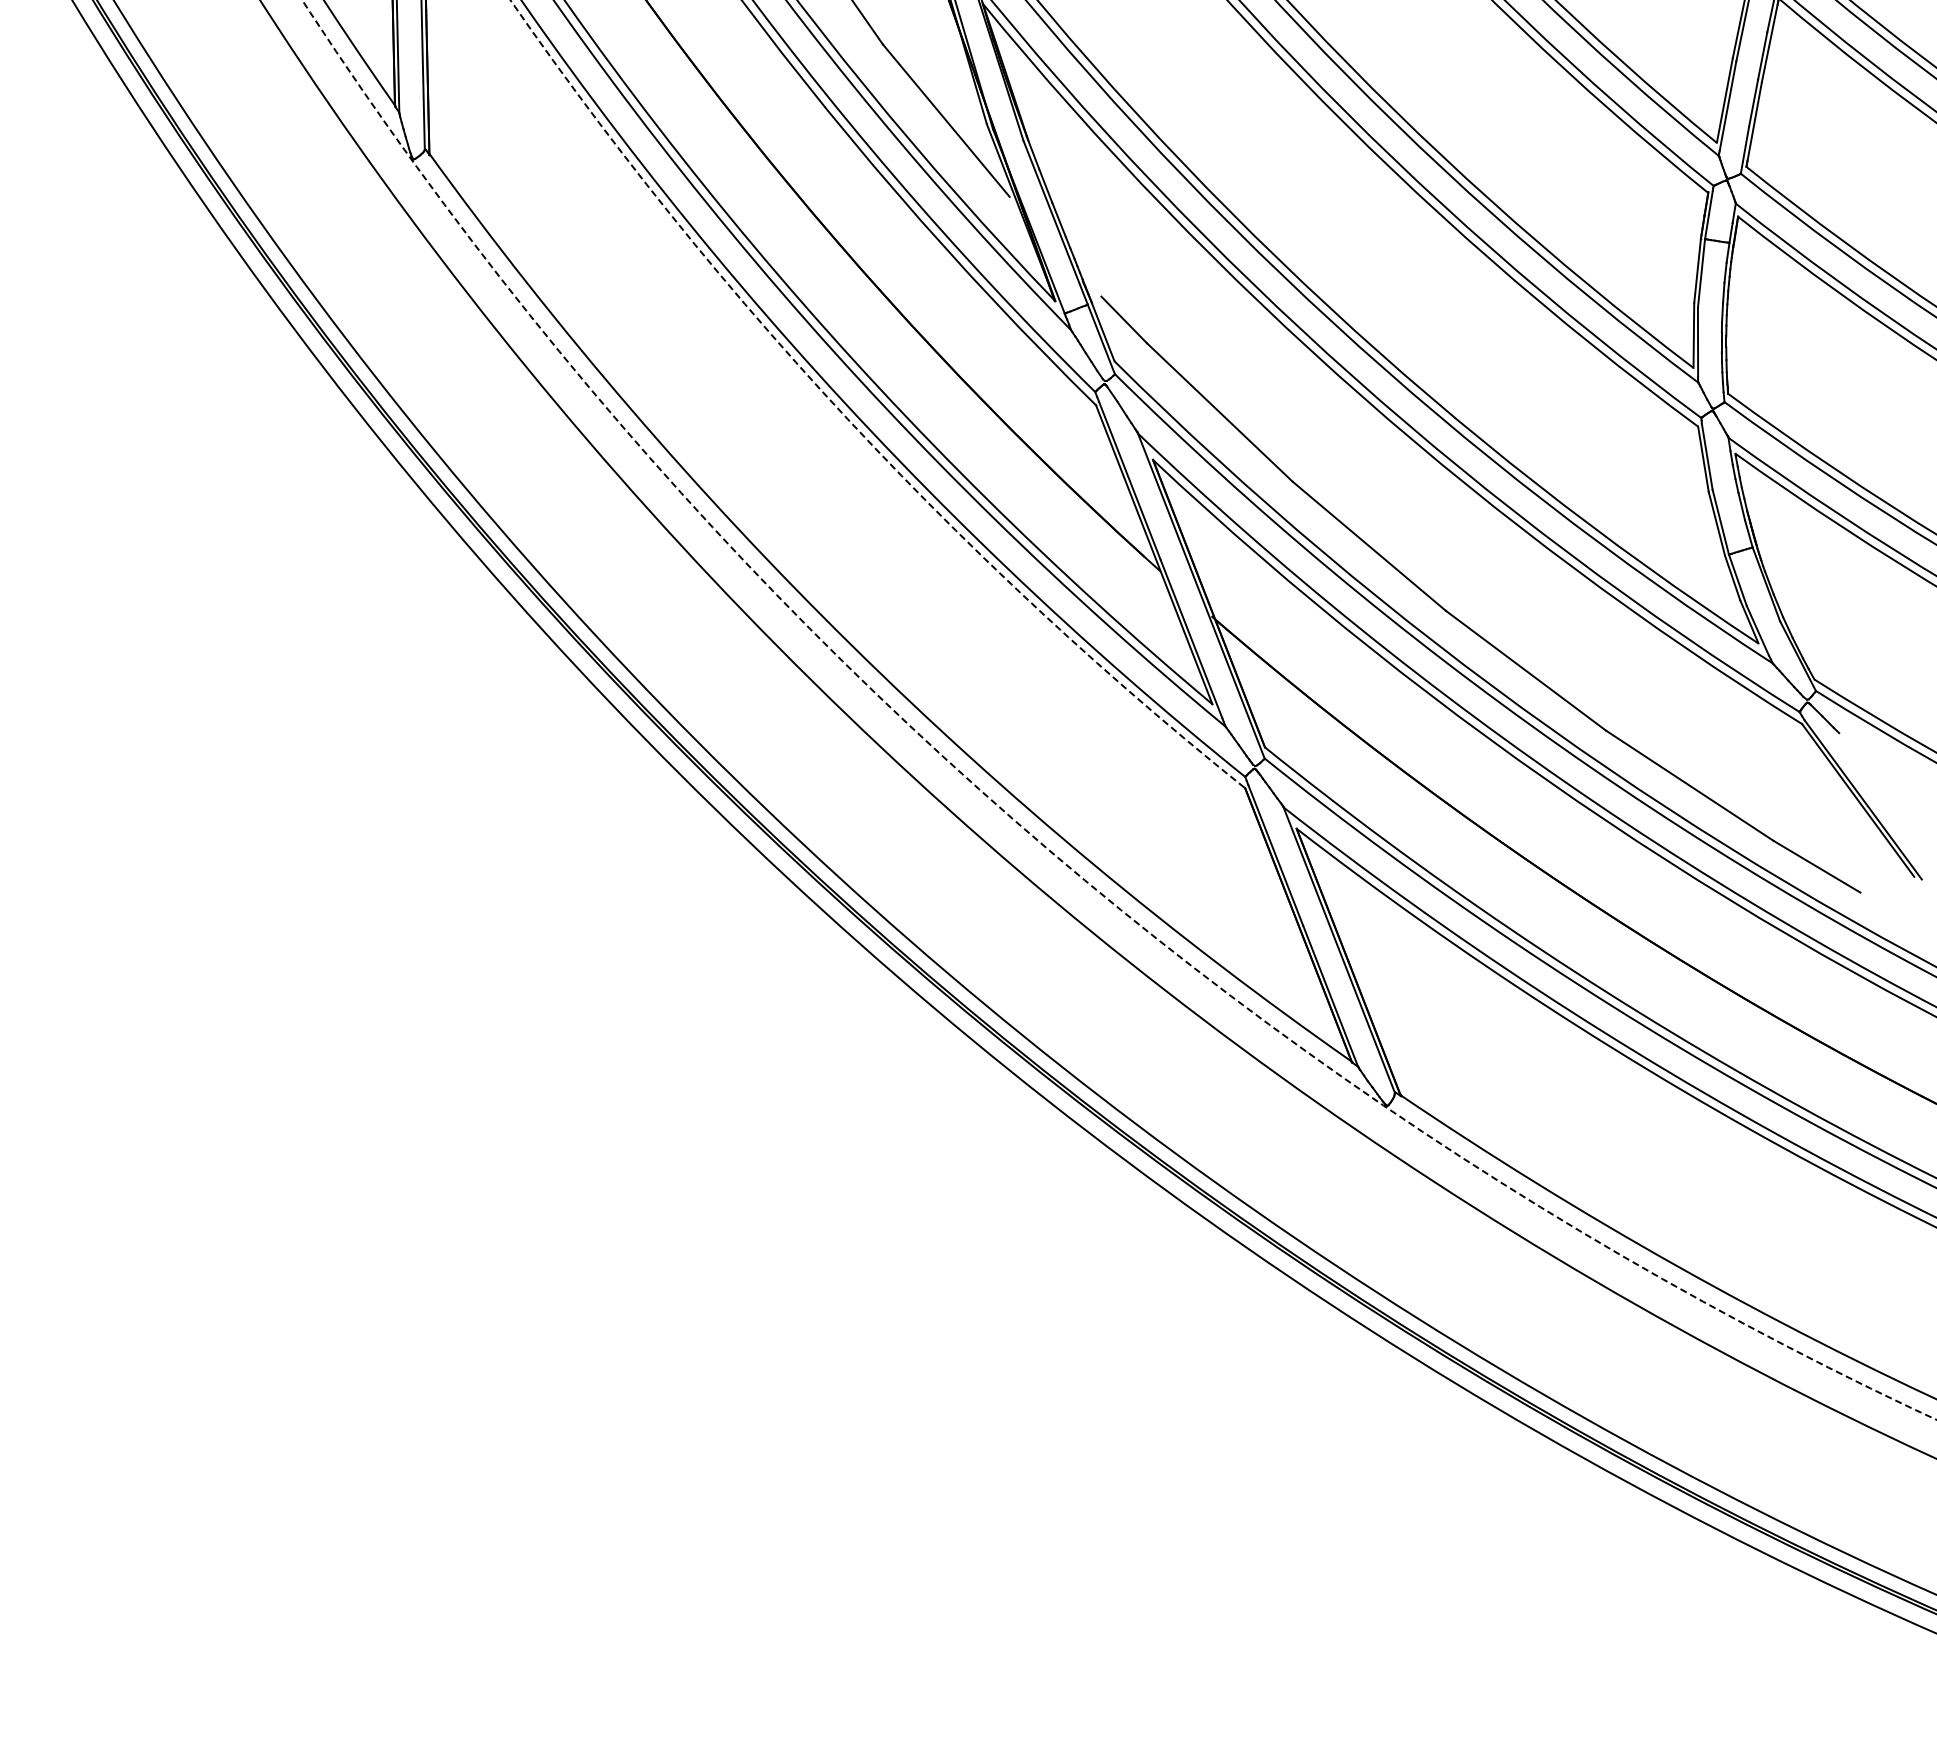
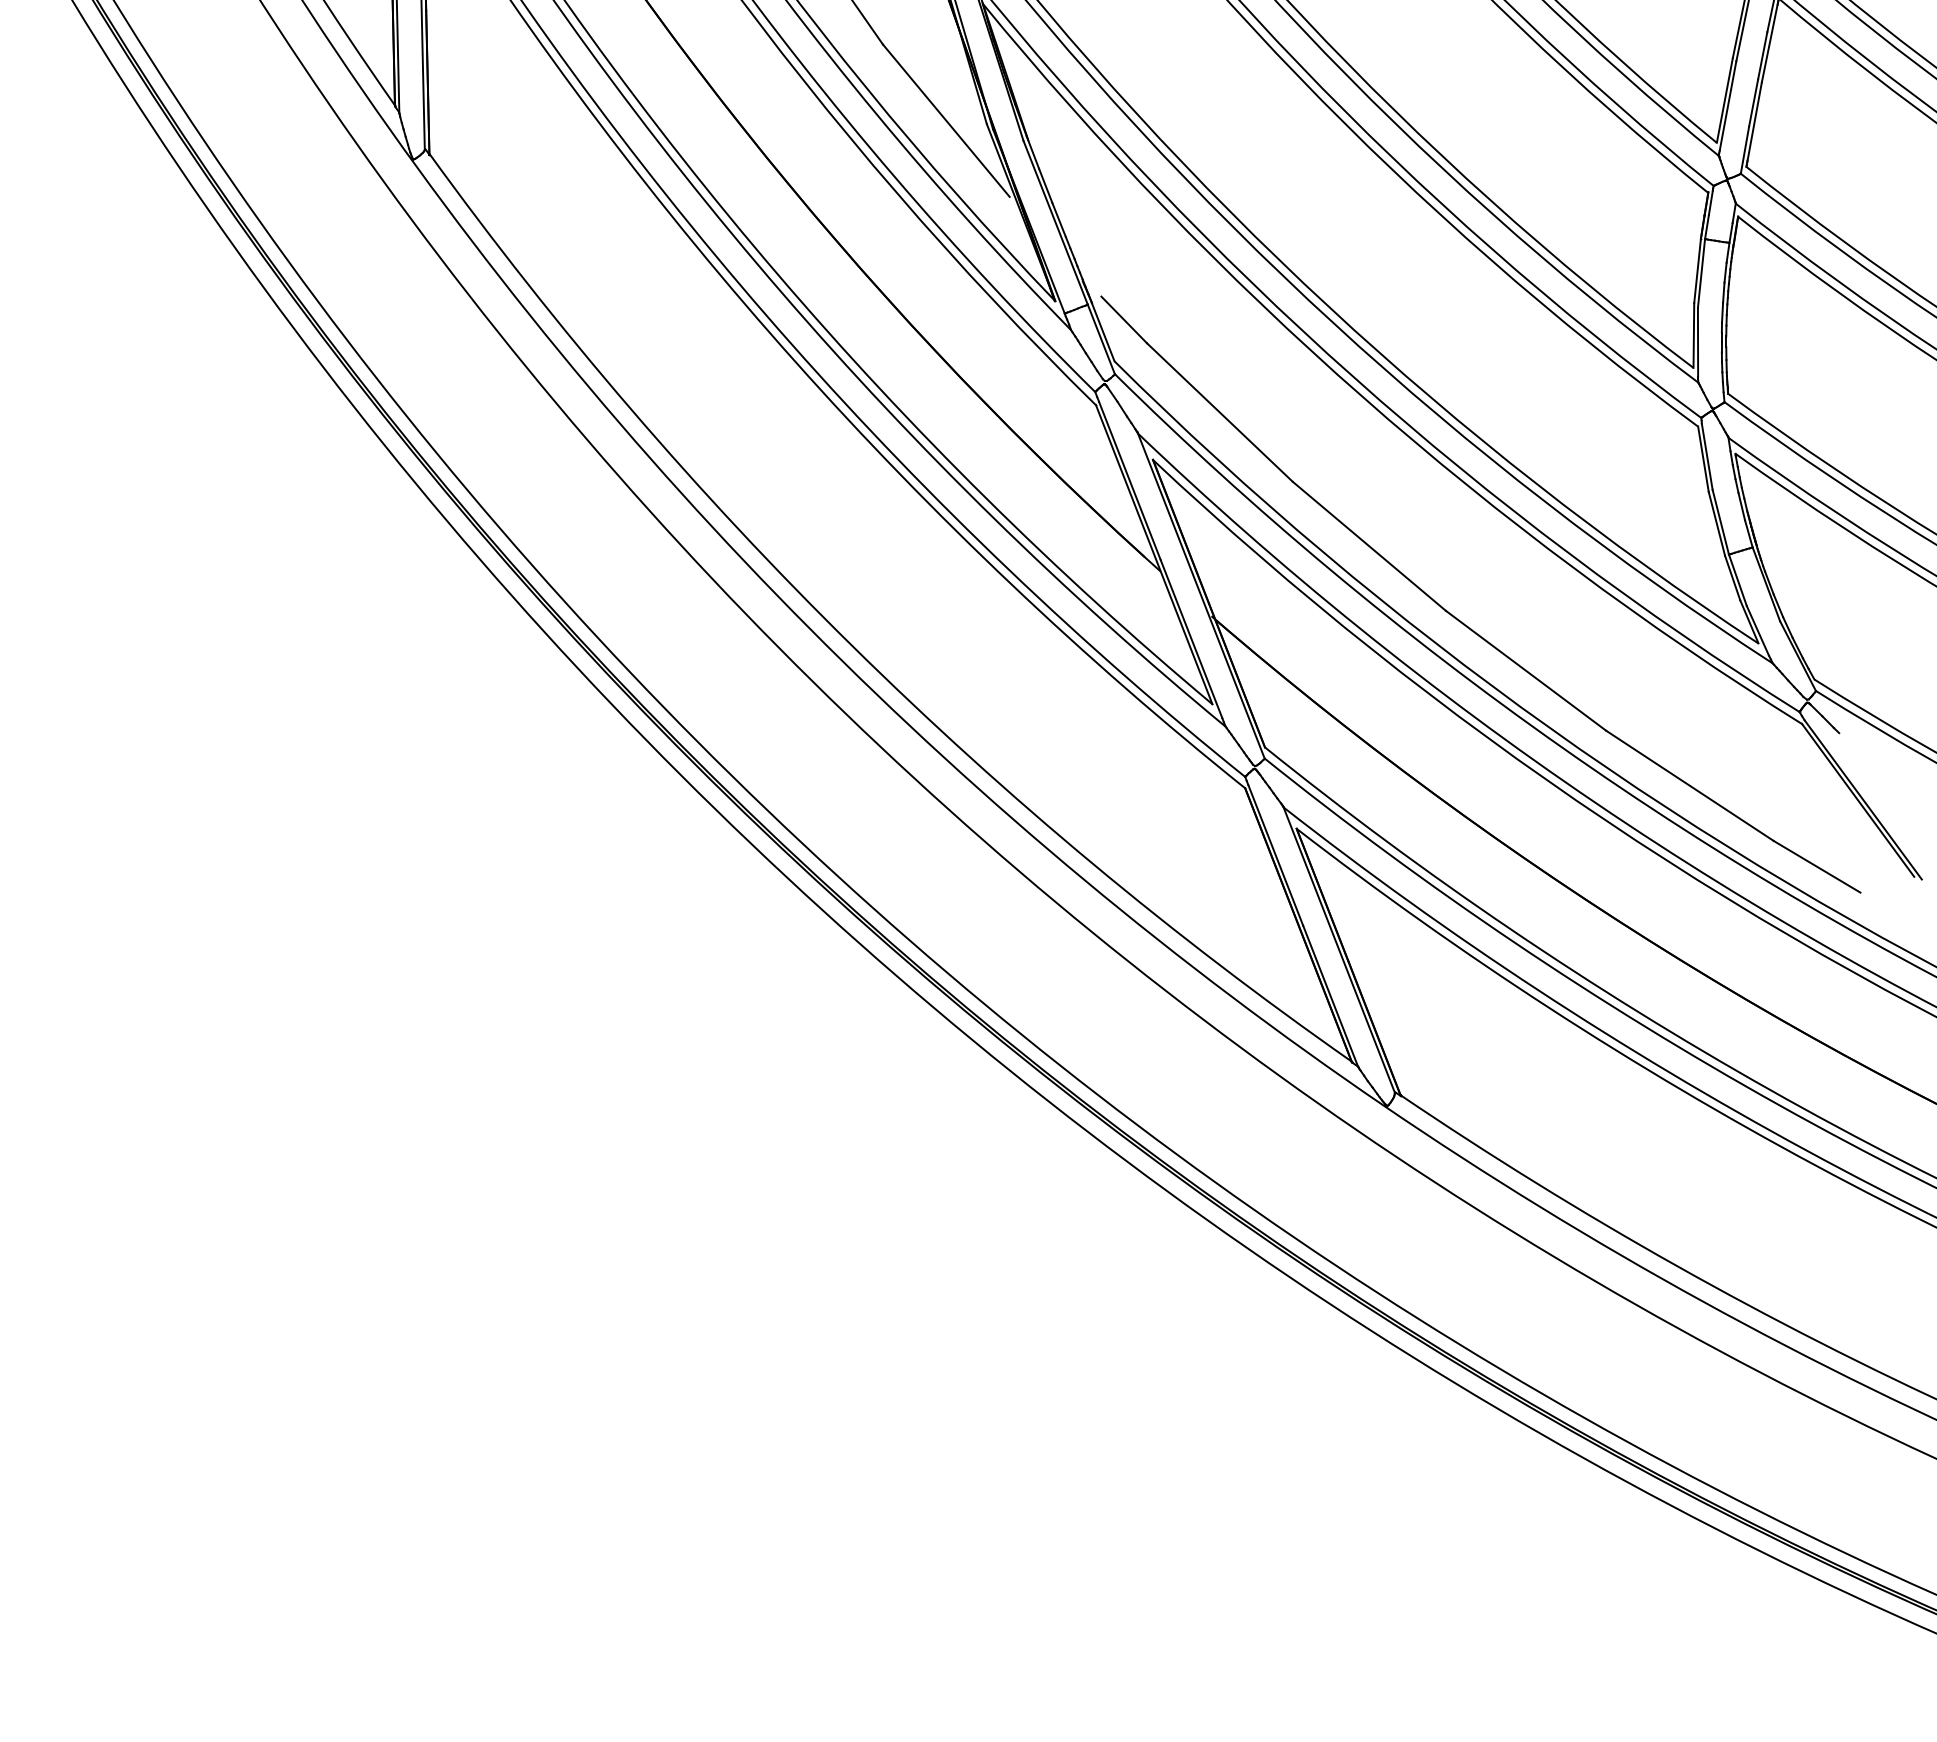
arc: dashed -> solid (849, 420)
arc: dashed -> solid (1020, 825)
